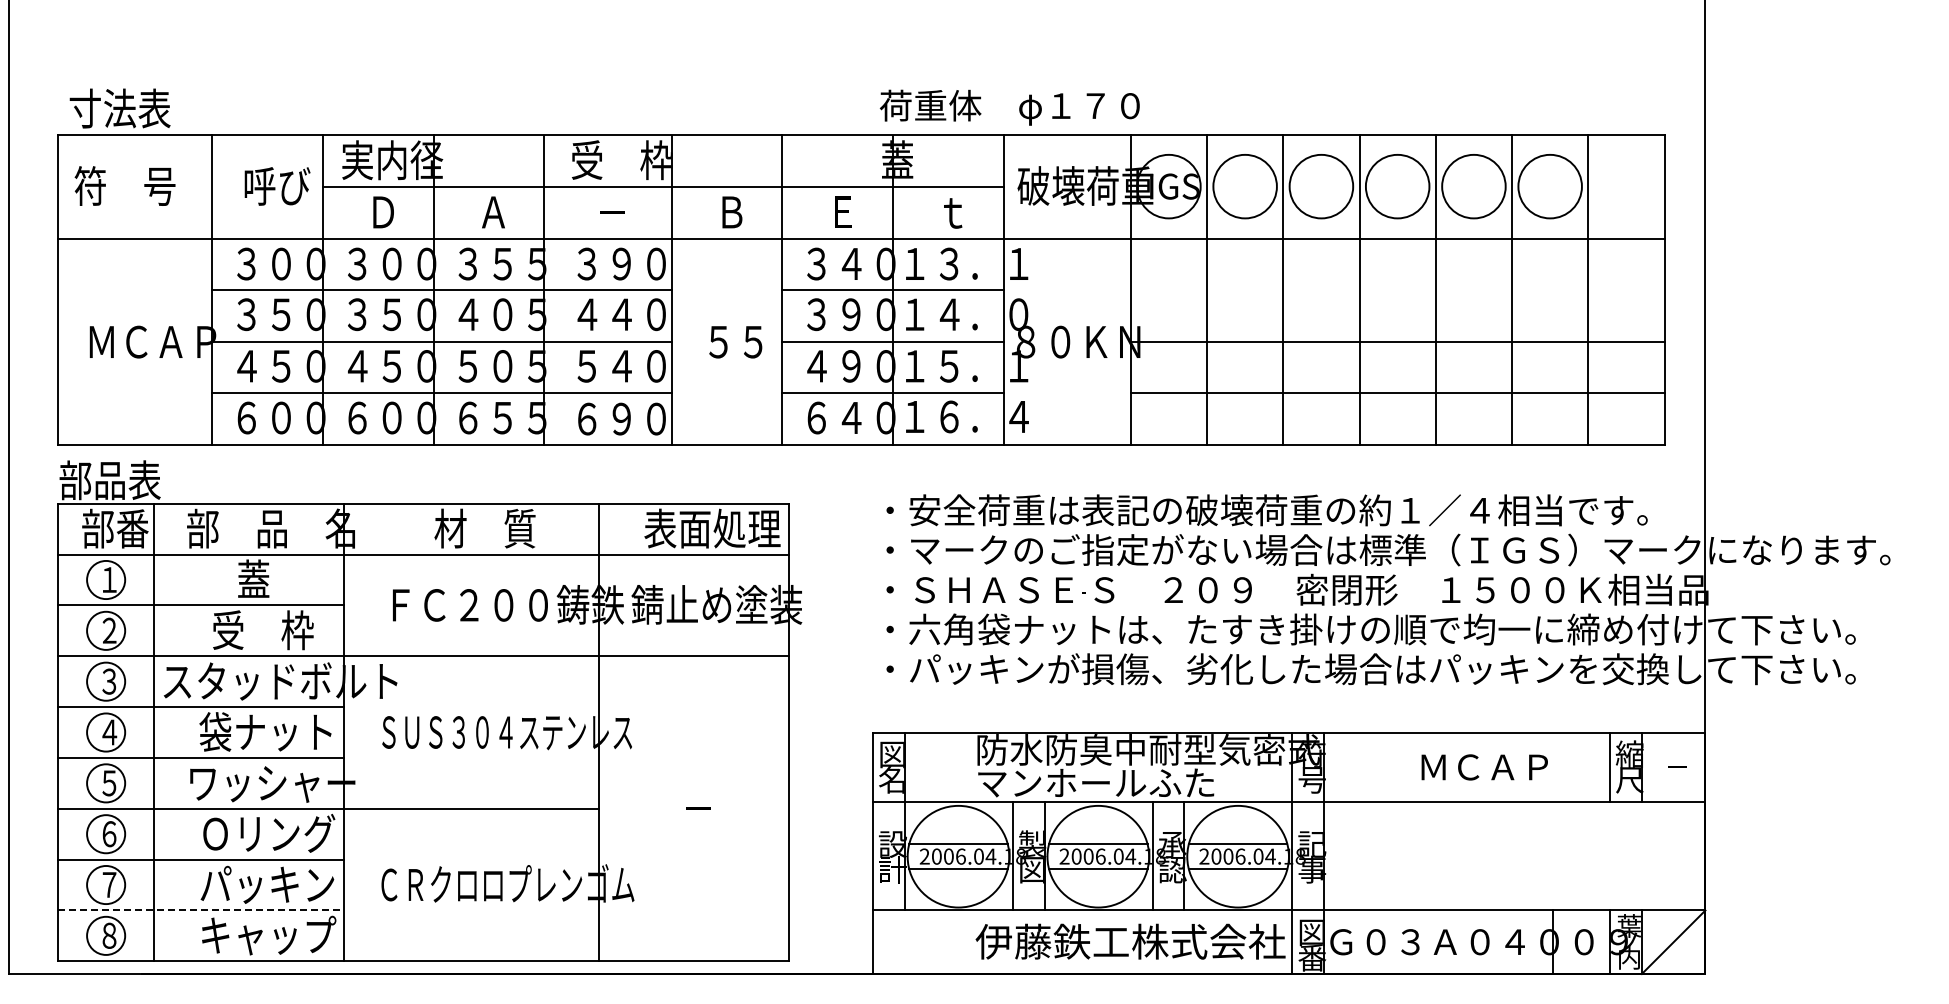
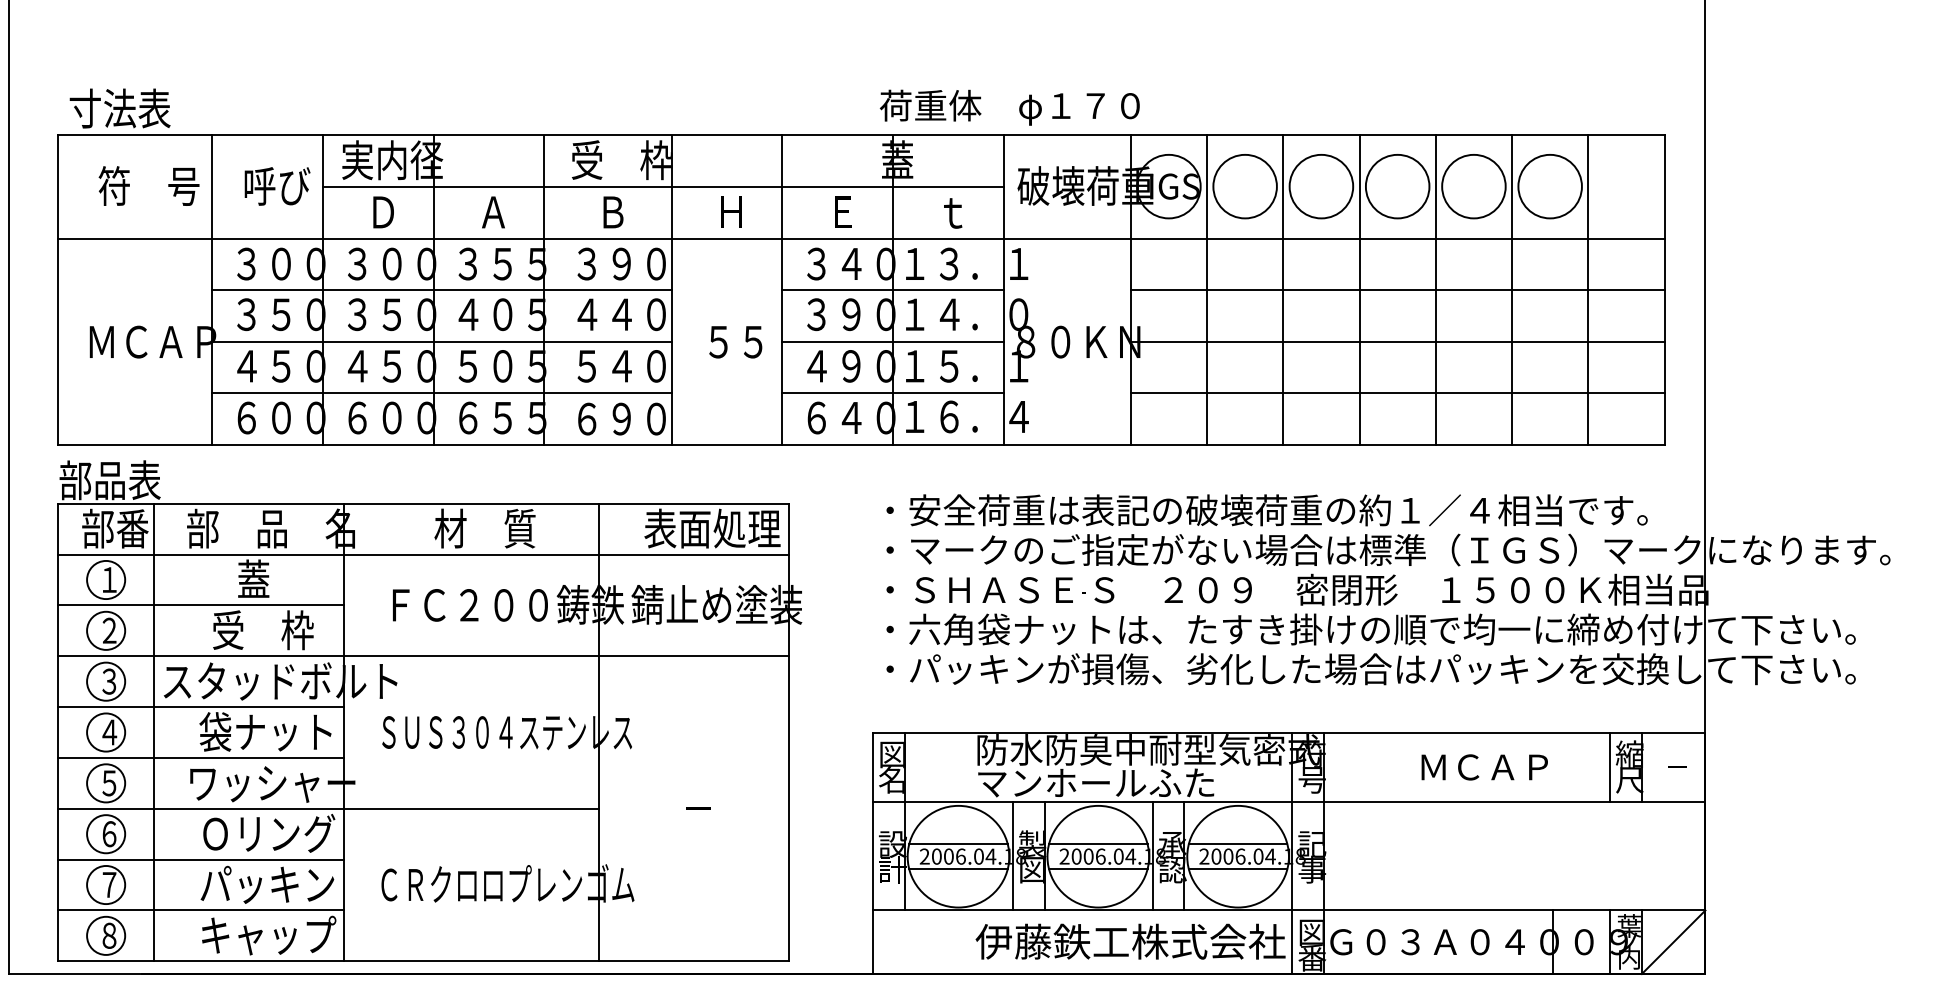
text position: (124, 185) -> (148, 185) (148, 185)
text: － -> Ｂ (612, 212)
text: Ｂ -> Ｈ (731, 212)
line: none -> present (1397, 289)
line: dashed -> solid (201, 910)
